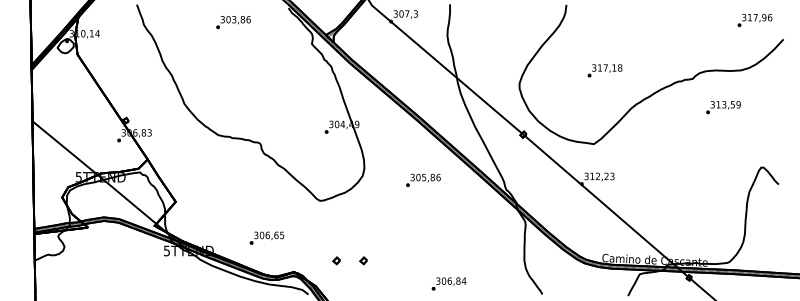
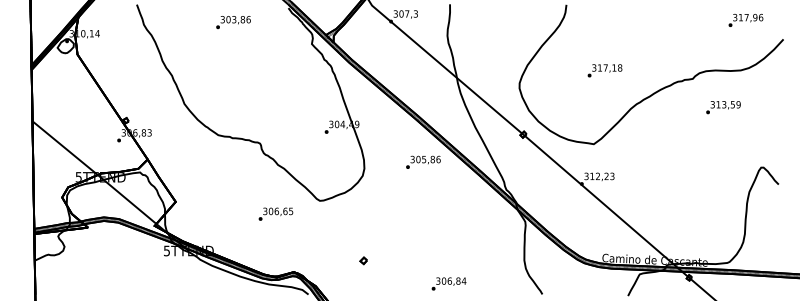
text position: (754, 19) -> (745, 19) (745, 19)
text position: (423, 179) -> (423, 161) (423, 161)
text position: (266, 237) -> (275, 213) (275, 213)
part: present -> none (336, 260)
